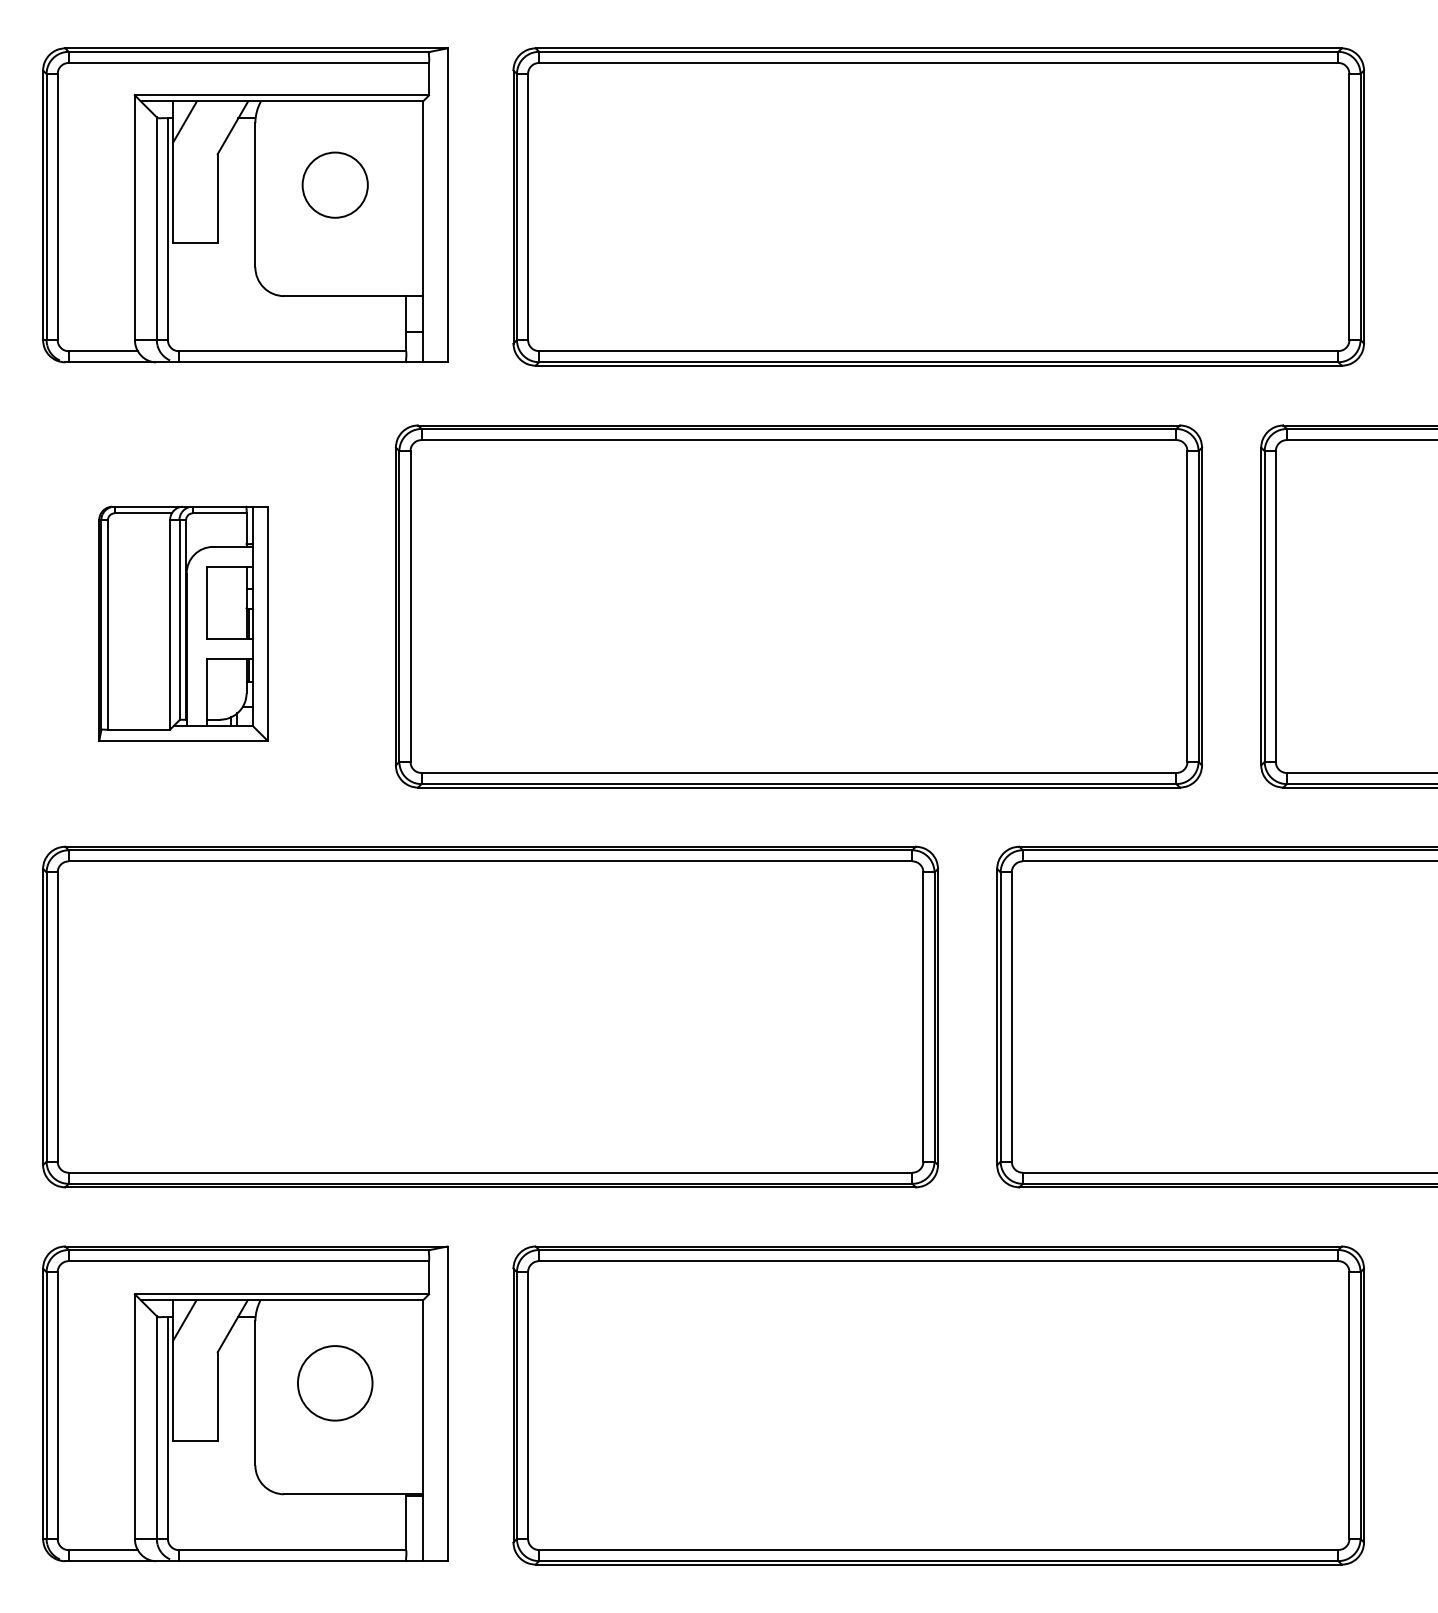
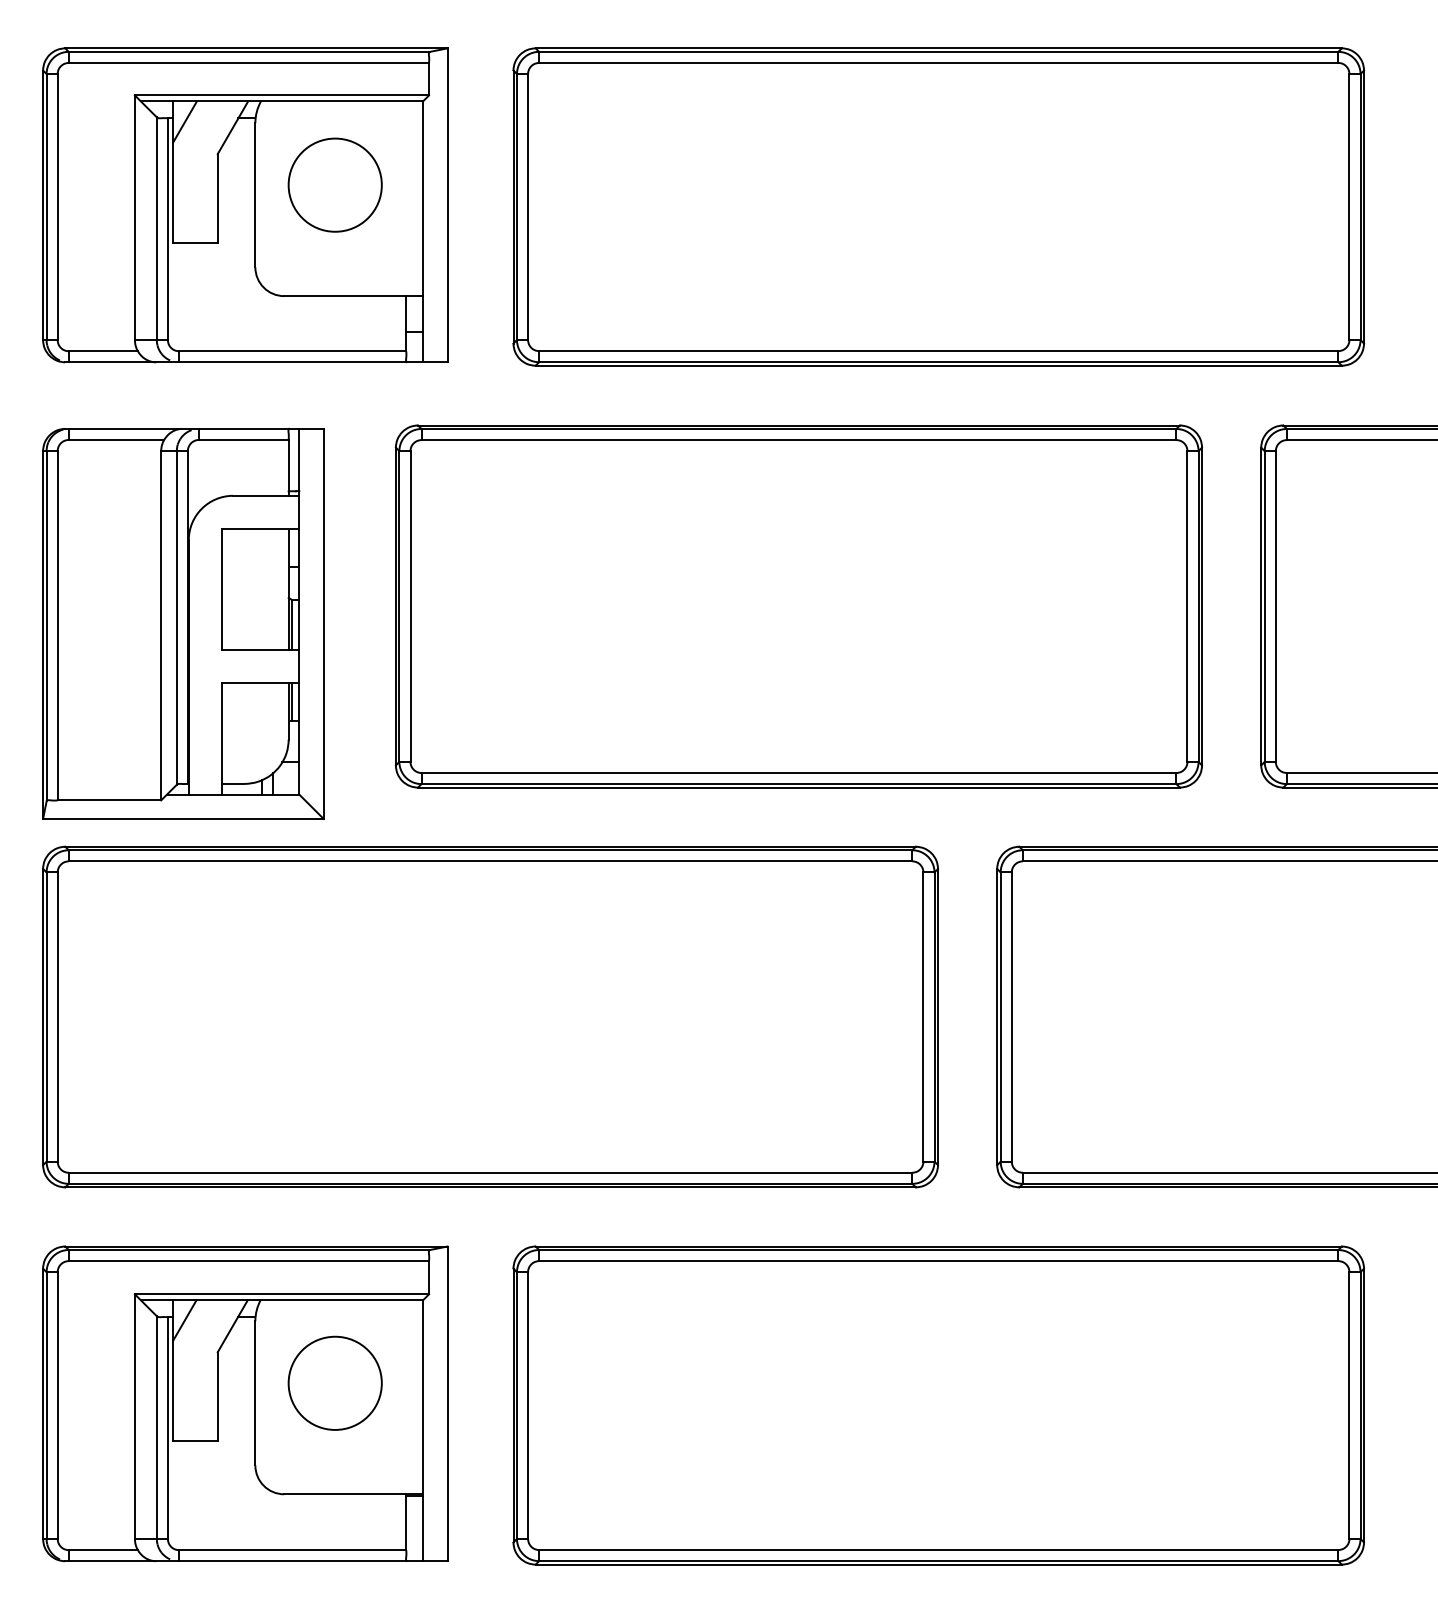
circle diameter: 65 px -> 93 px (334, 184)
part size: 171x237 px -> 283x393 px (183, 623)
circle diameter: 75 px -> 93 px (334, 1382)
